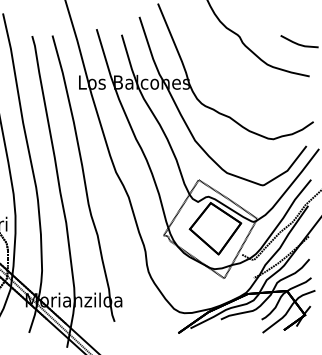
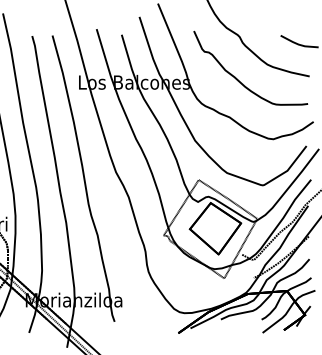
curve: none -> present (238, 79)
